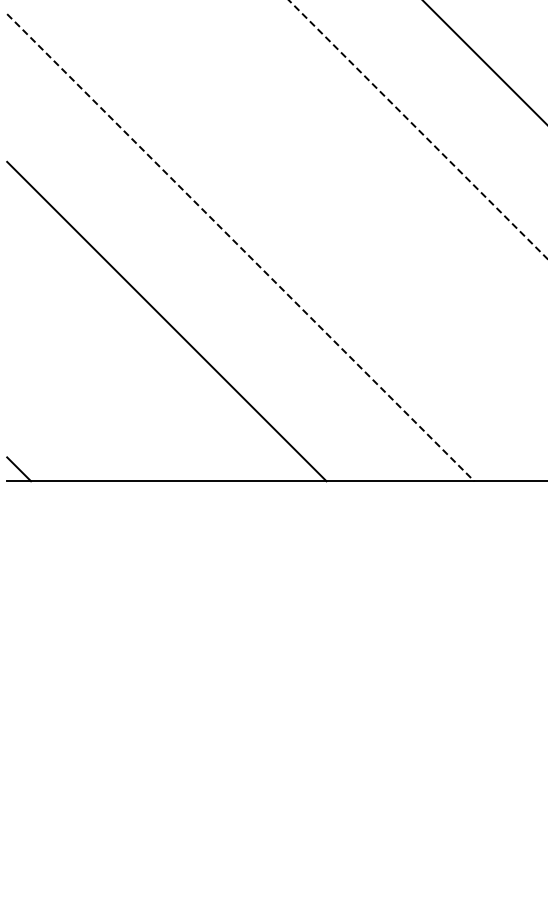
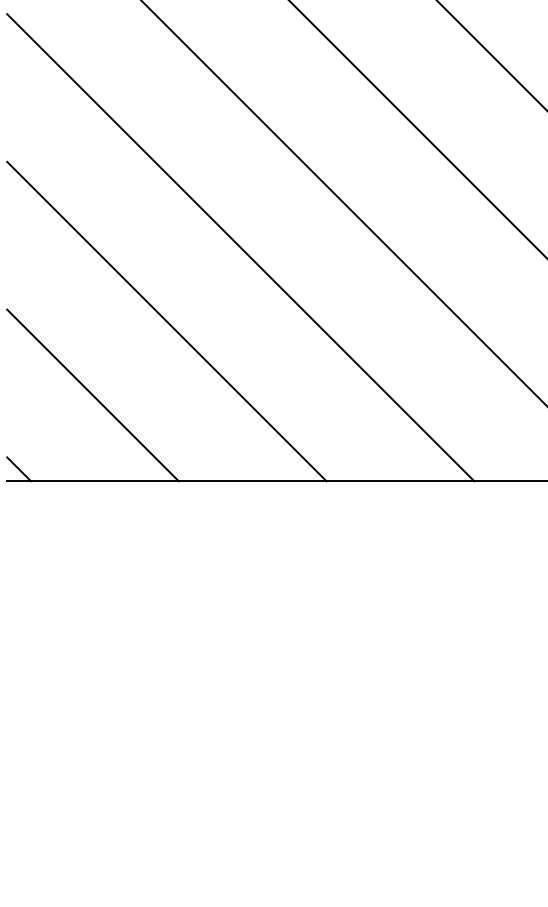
line position: (484, 62) -> (491, 55) (491, 55)
line: dashed -> solid (418, 129)
line: none -> present (343, 202)
line: dashed -> solid (241, 248)
line: none -> present (92, 395)
